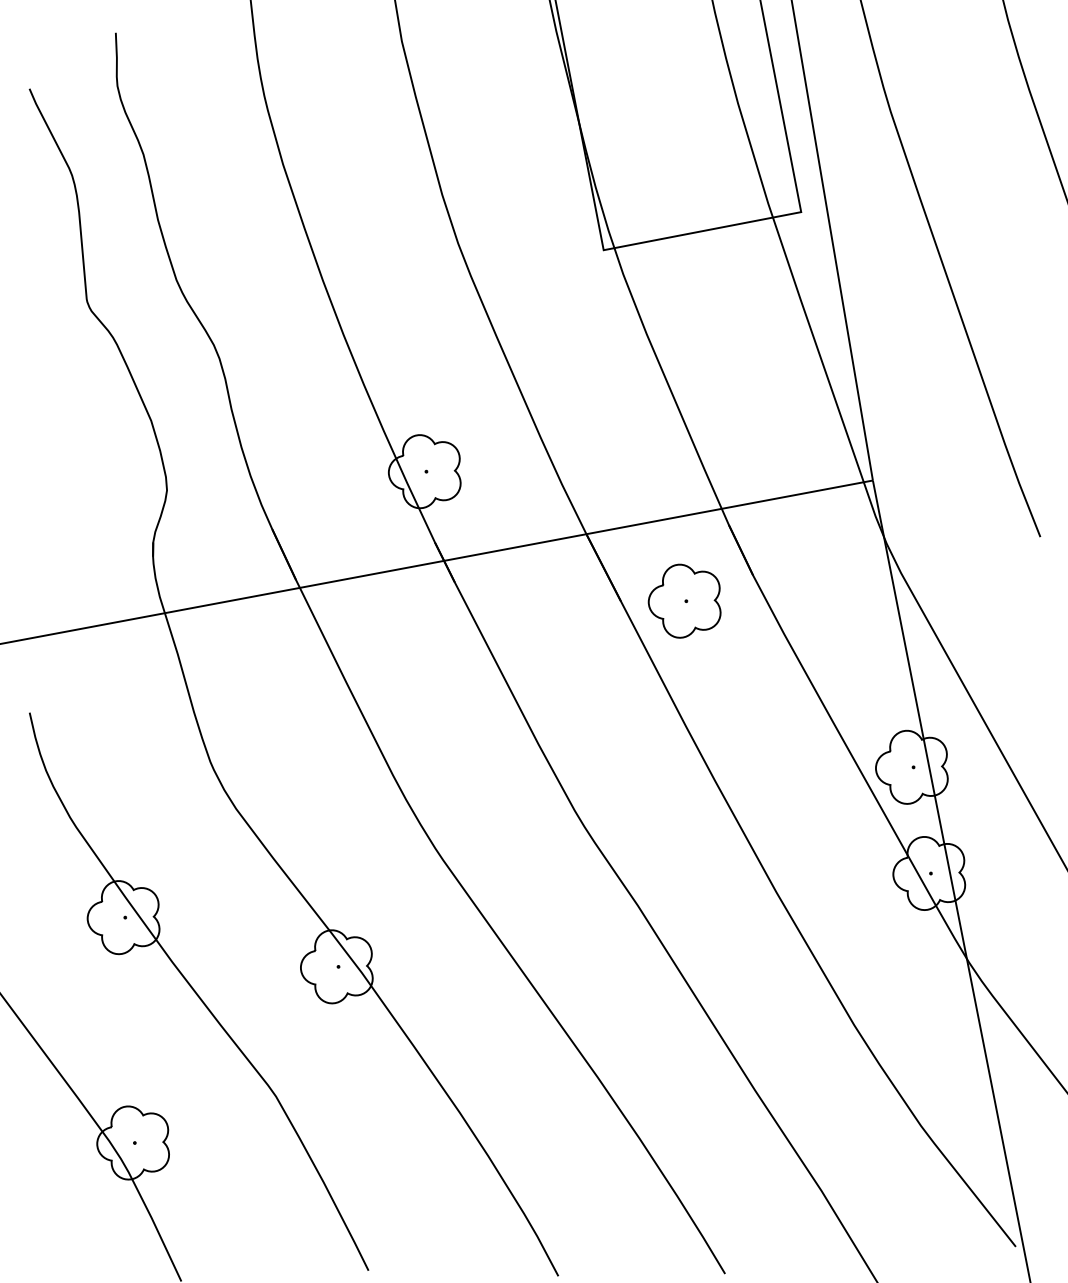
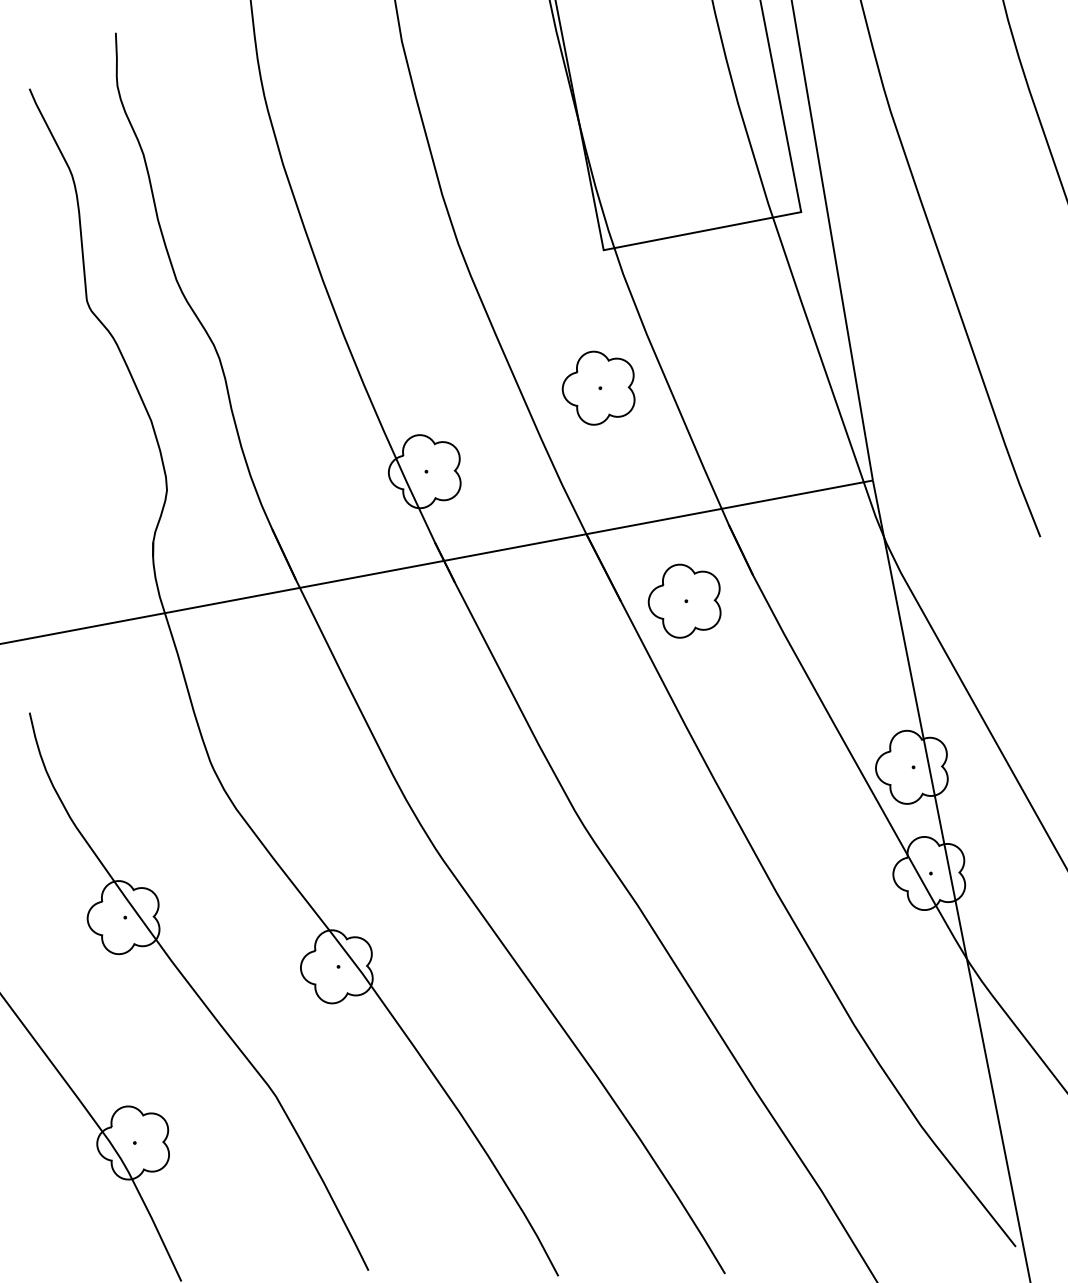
part: none -> present (598, 387)
